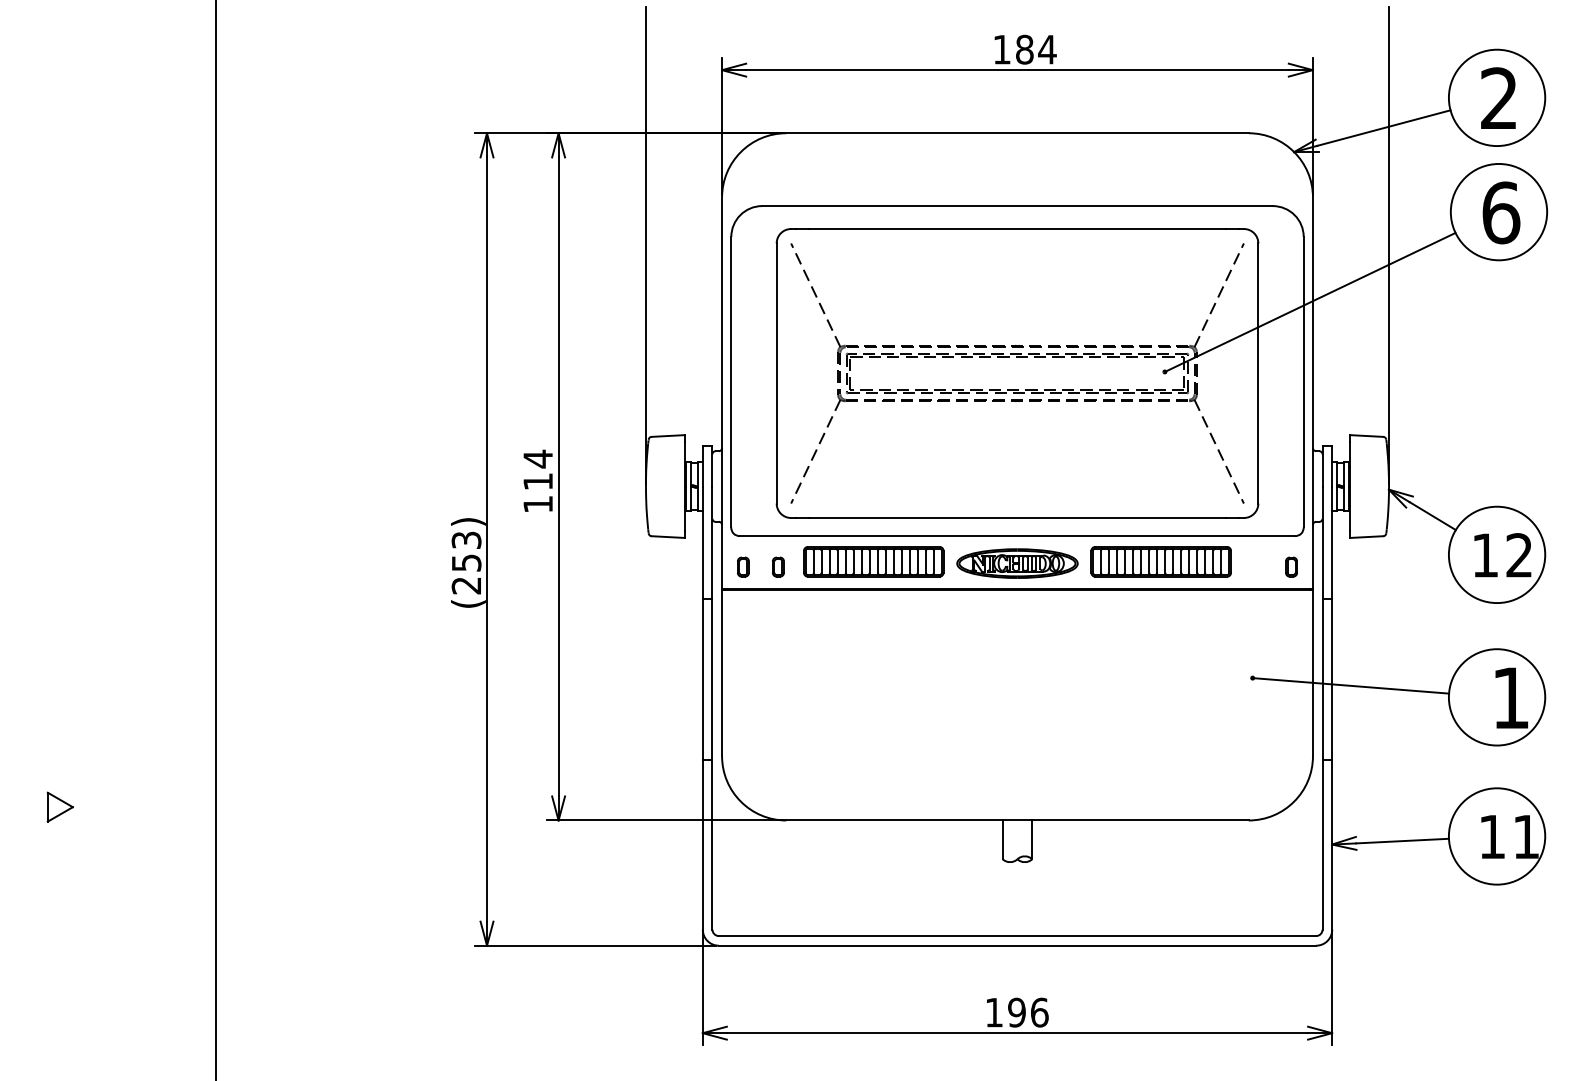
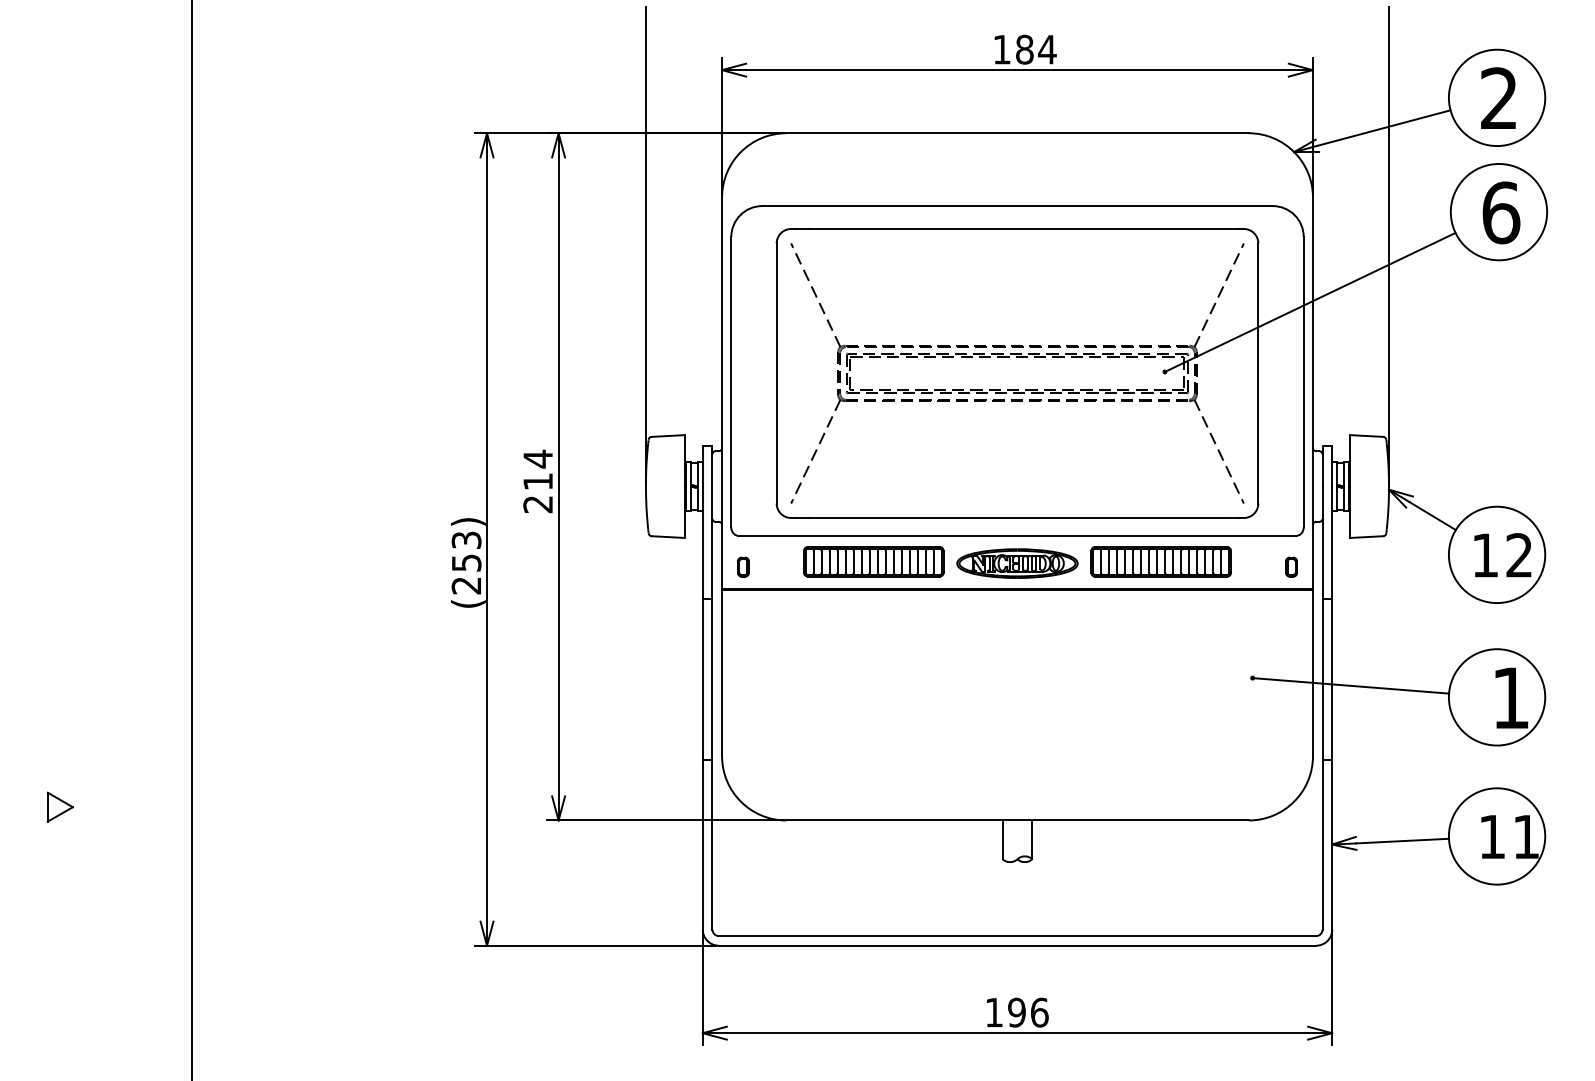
text: 114 -> 214 (537, 504)
line position: (216, 539) -> (192, 539) (192, 539)
part: present -> none (778, 566)
